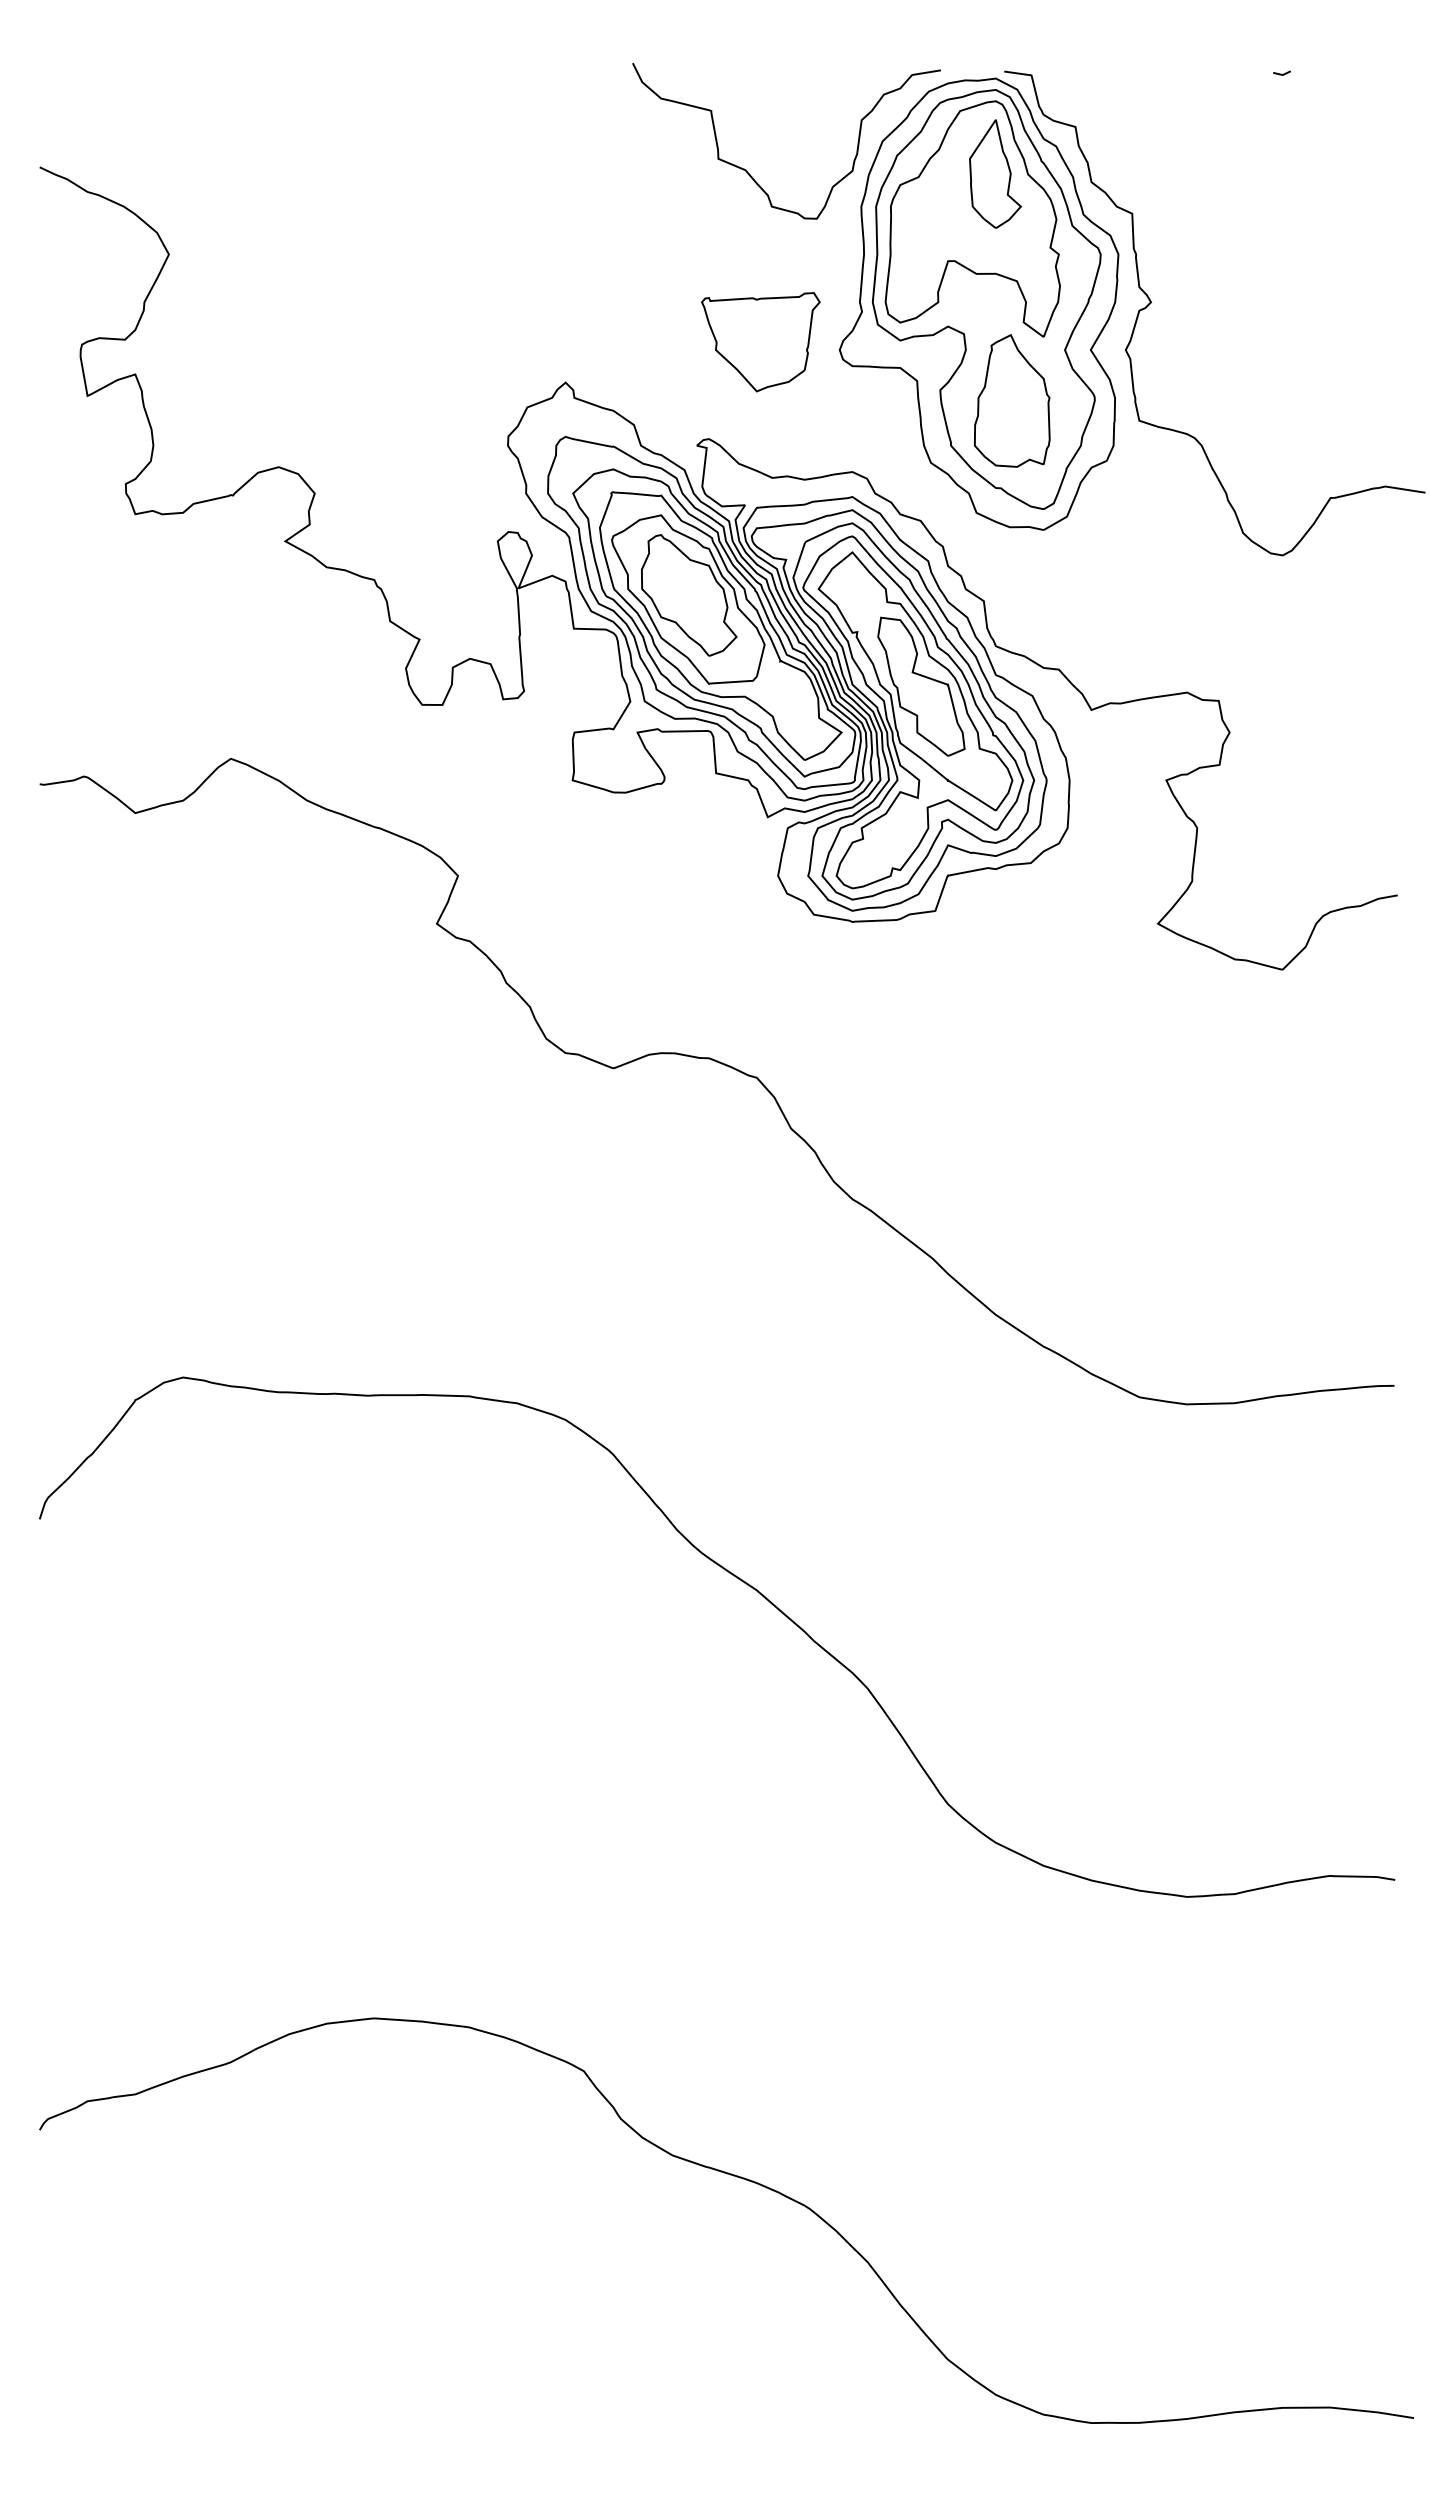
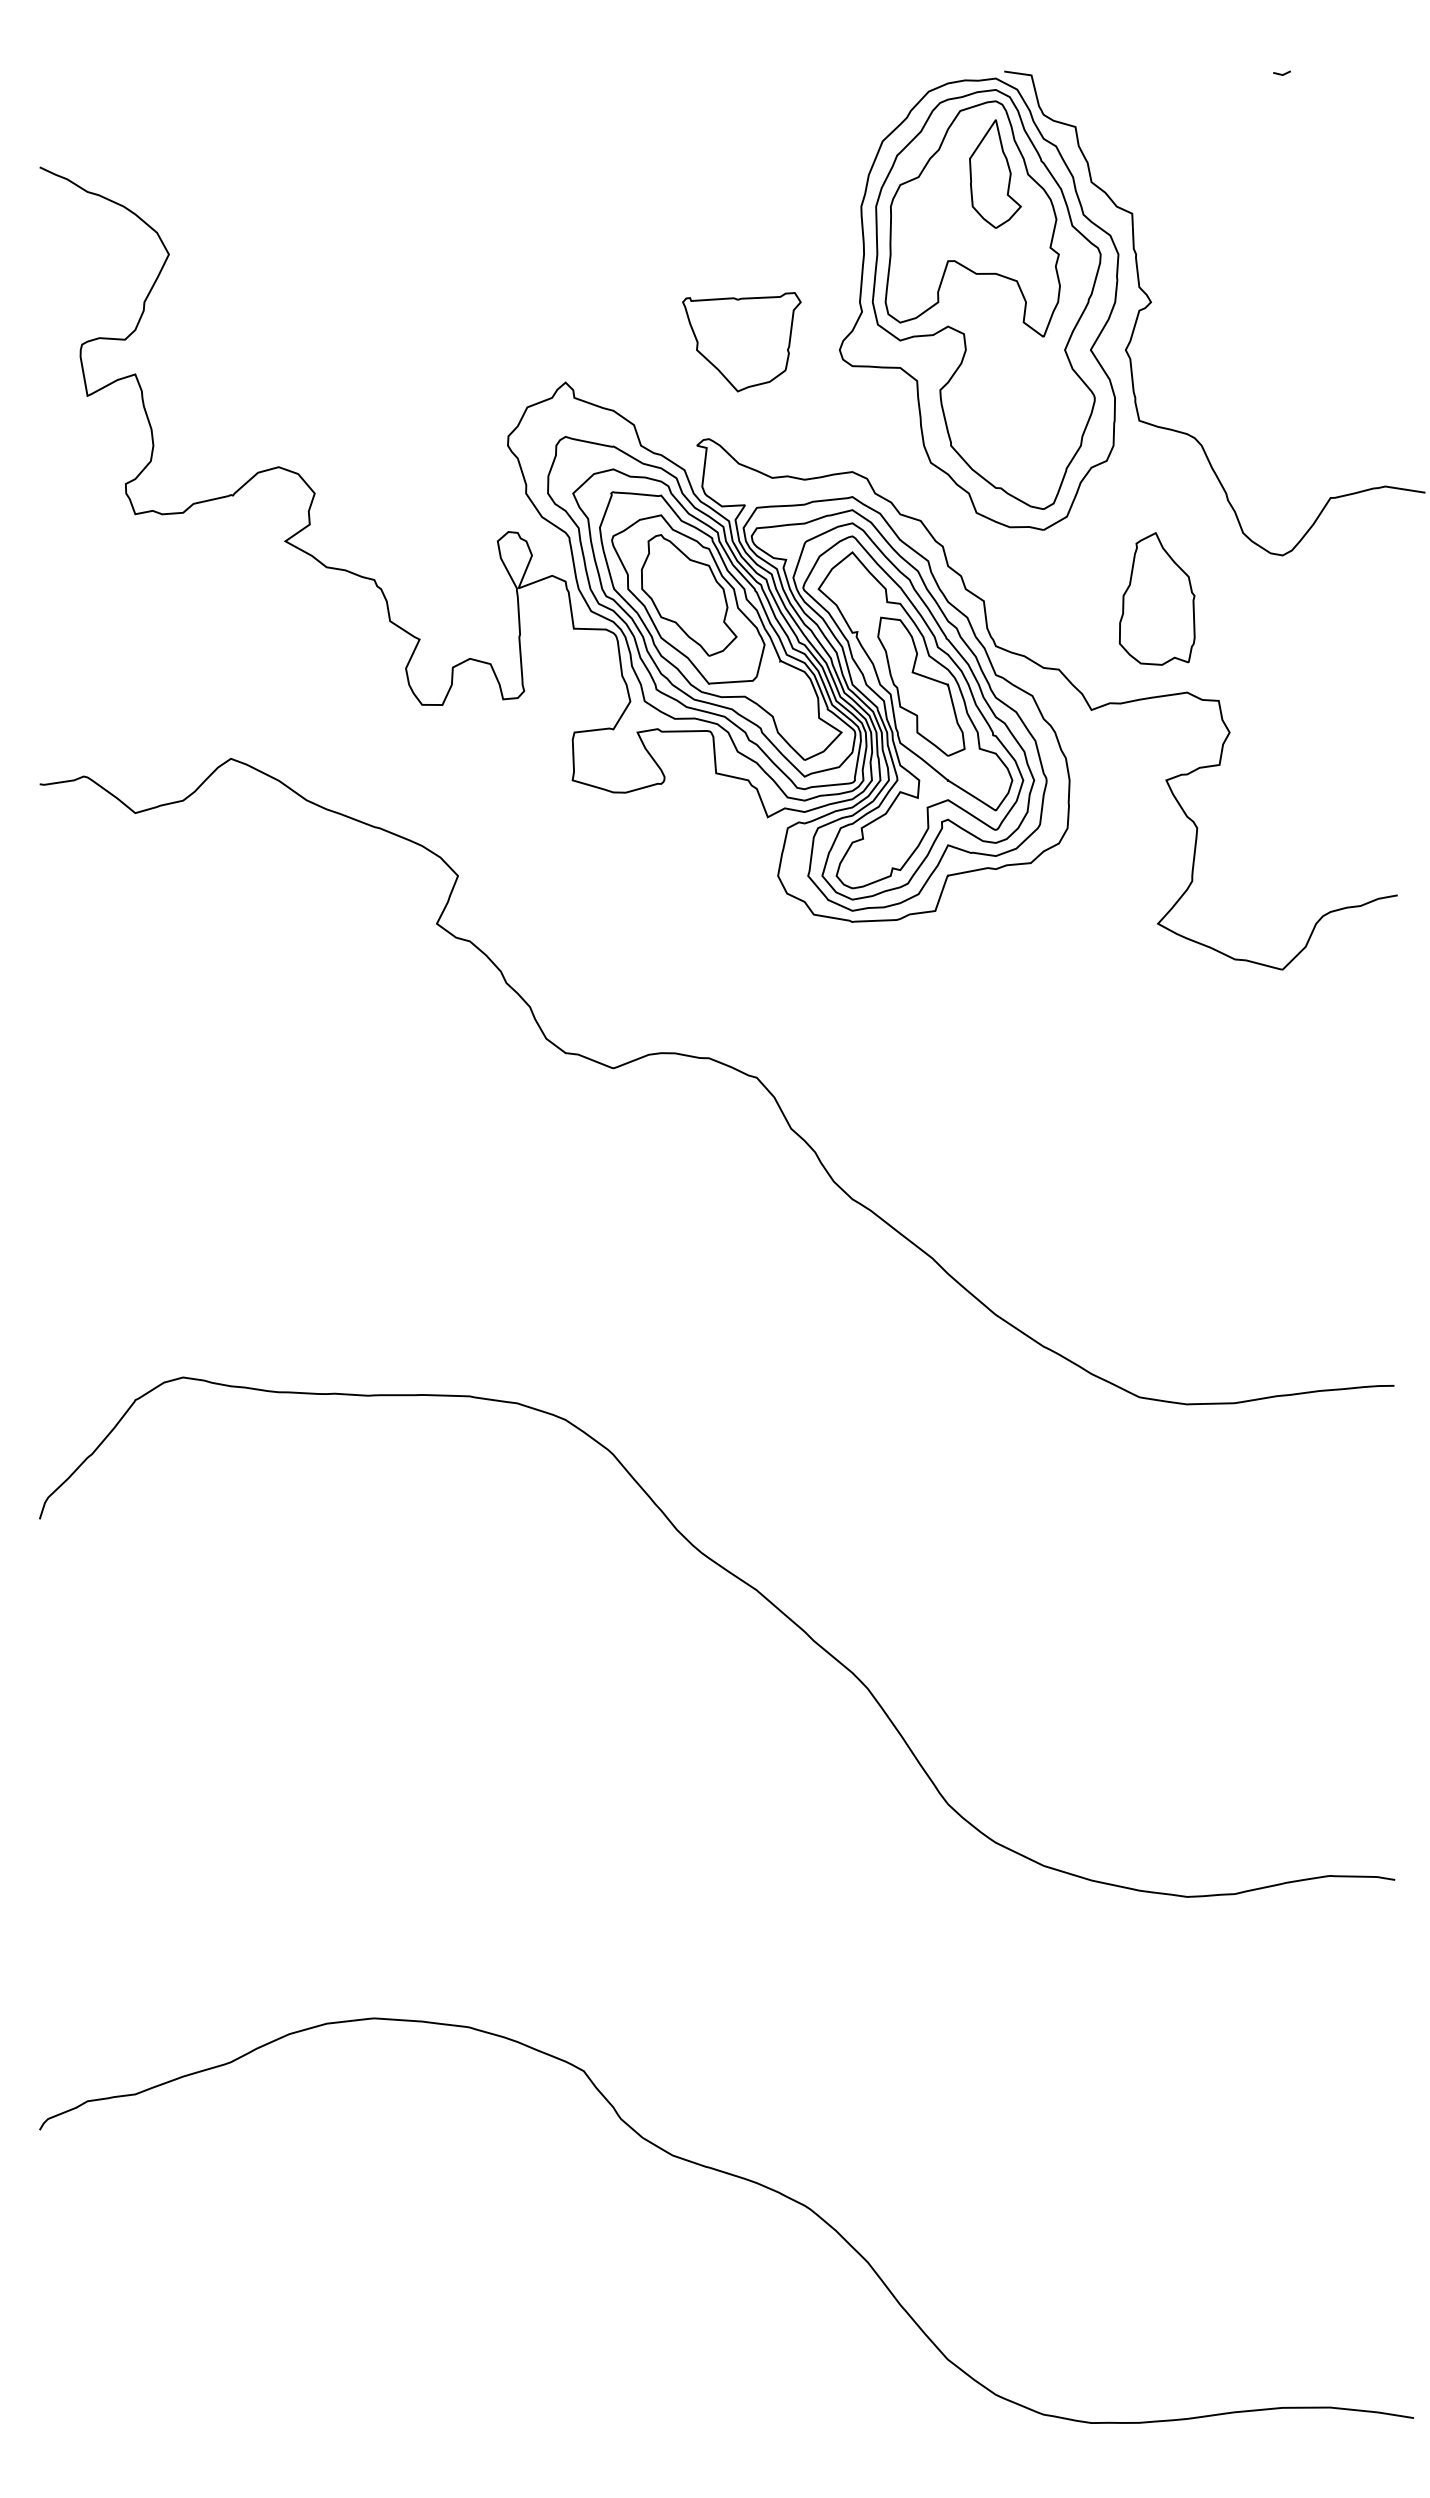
curve: present -> none (751, 175)
part position: (760, 342) -> (741, 342) (741, 342)
part position: (1012, 400) -> (1157, 598) (1157, 598)
